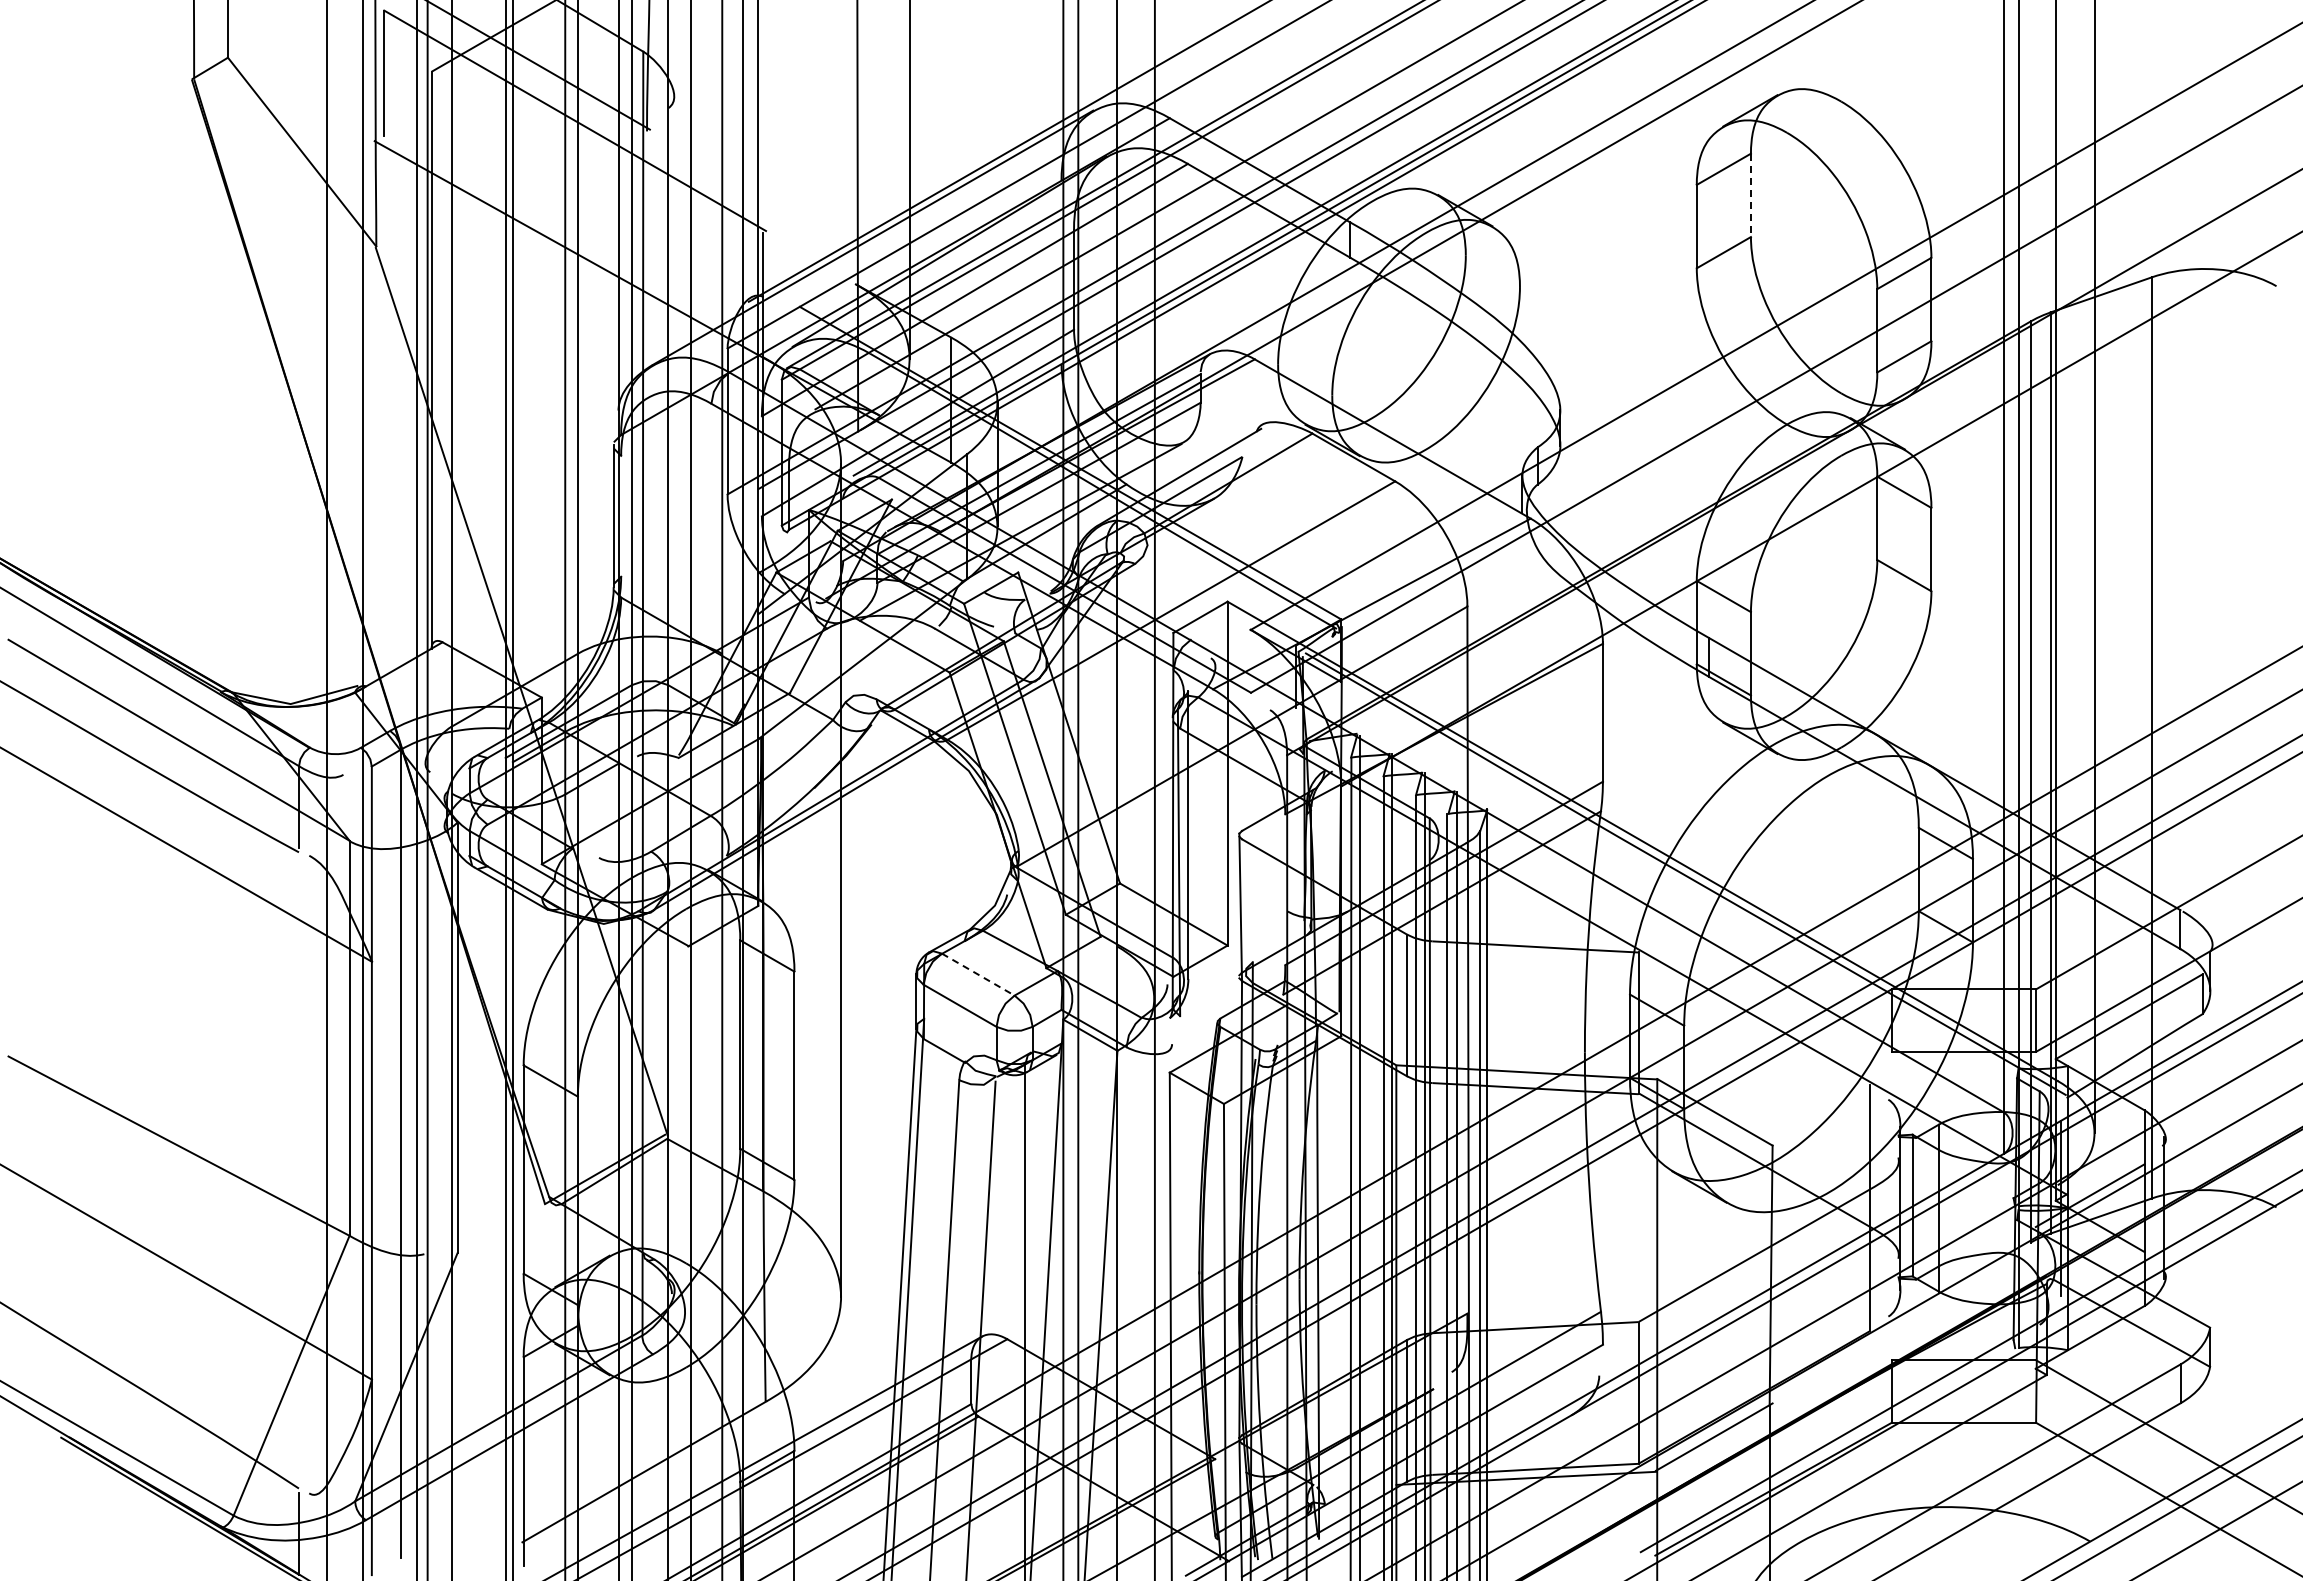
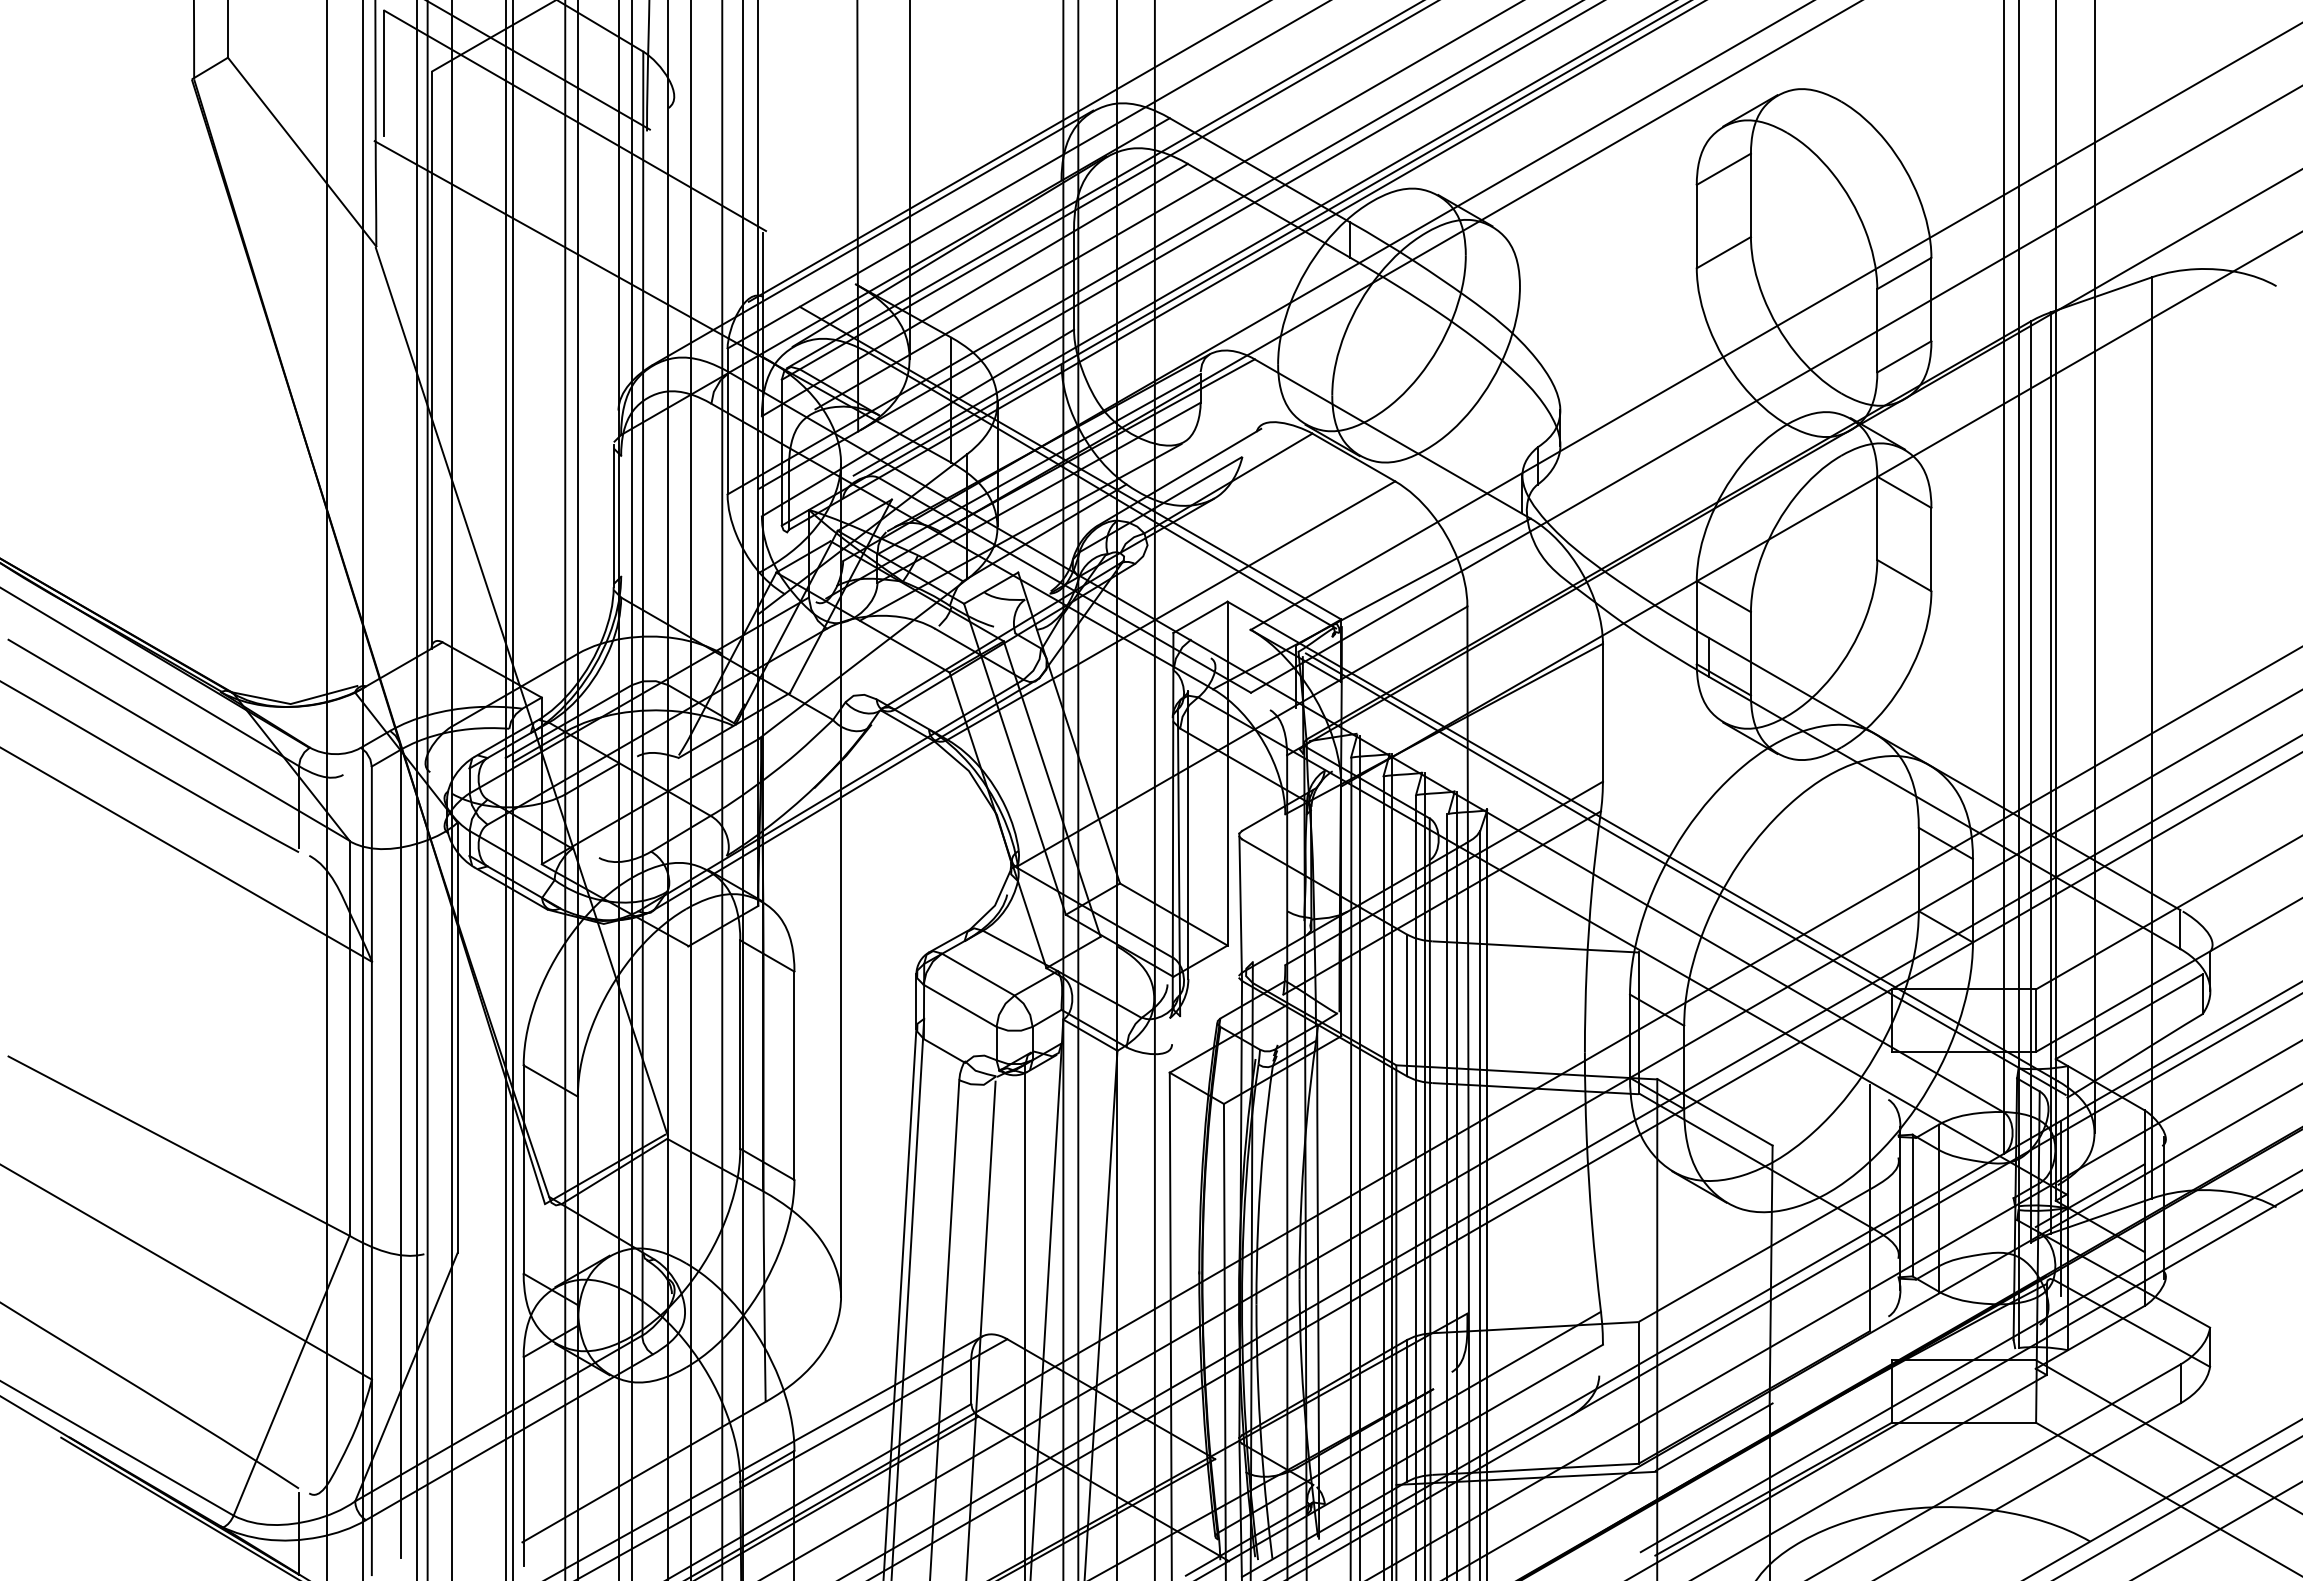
line: dashed -> solid (1750, 195)
line: dashed -> solid (978, 974)
